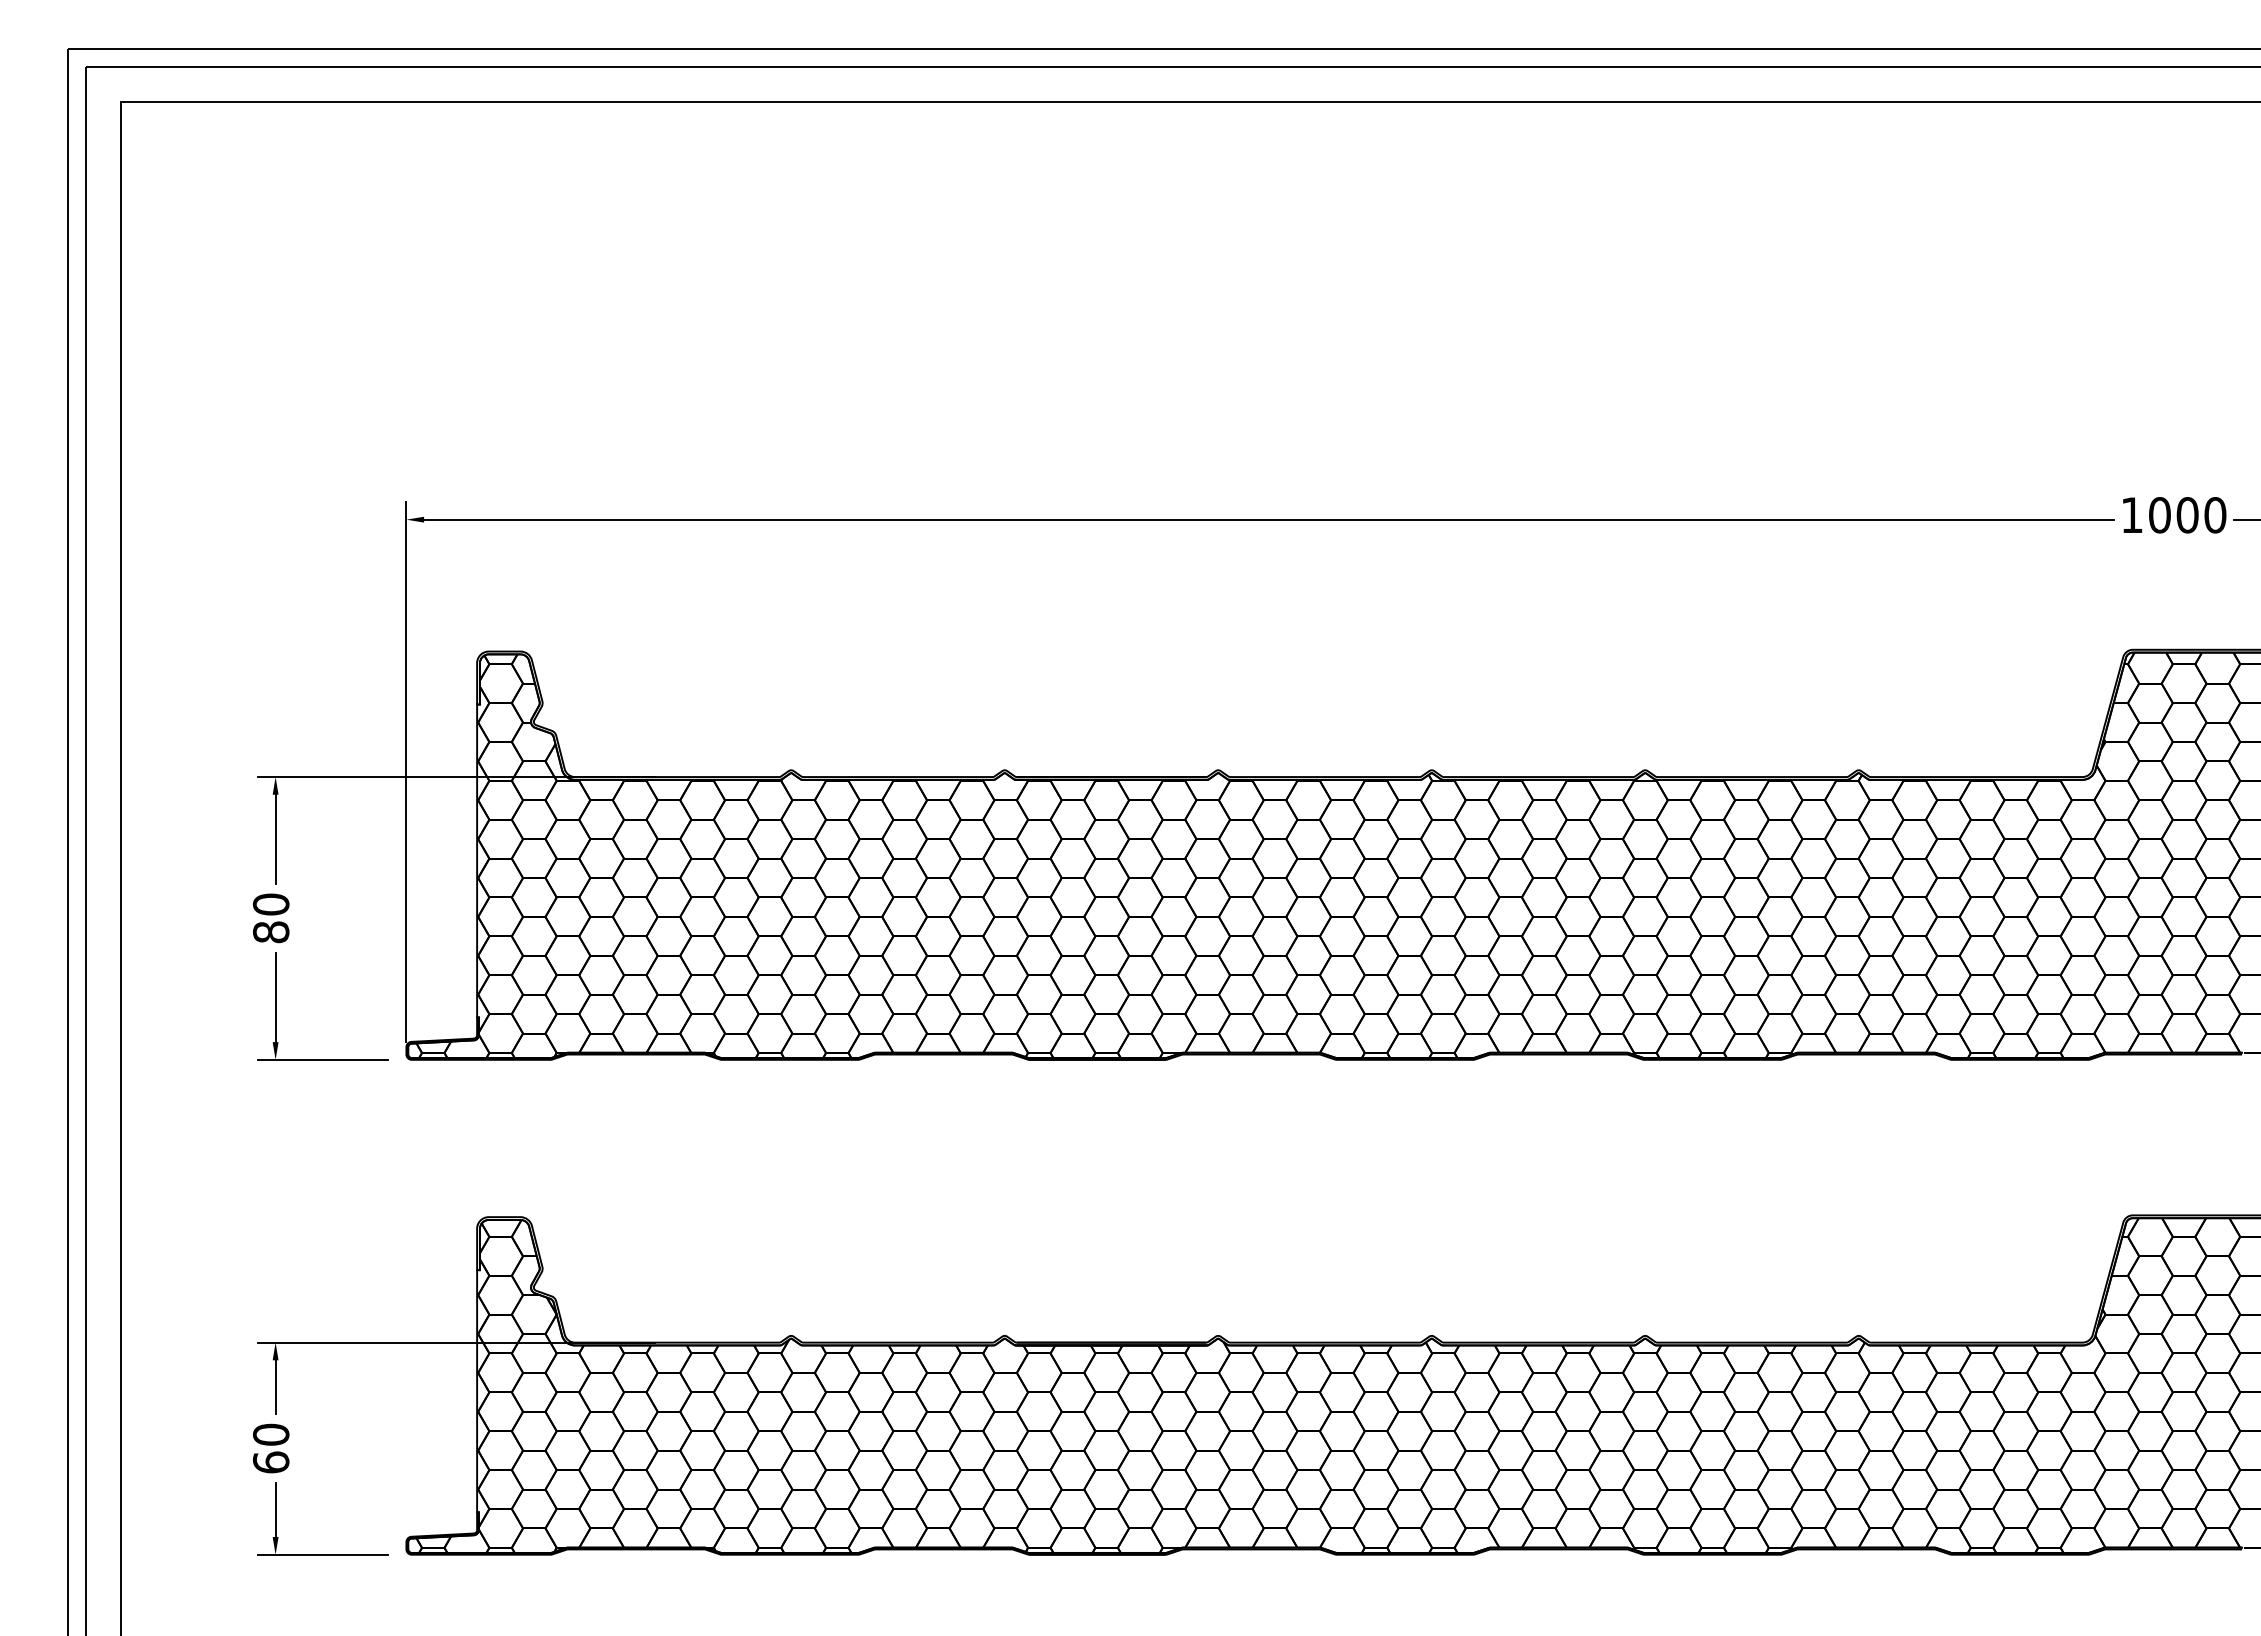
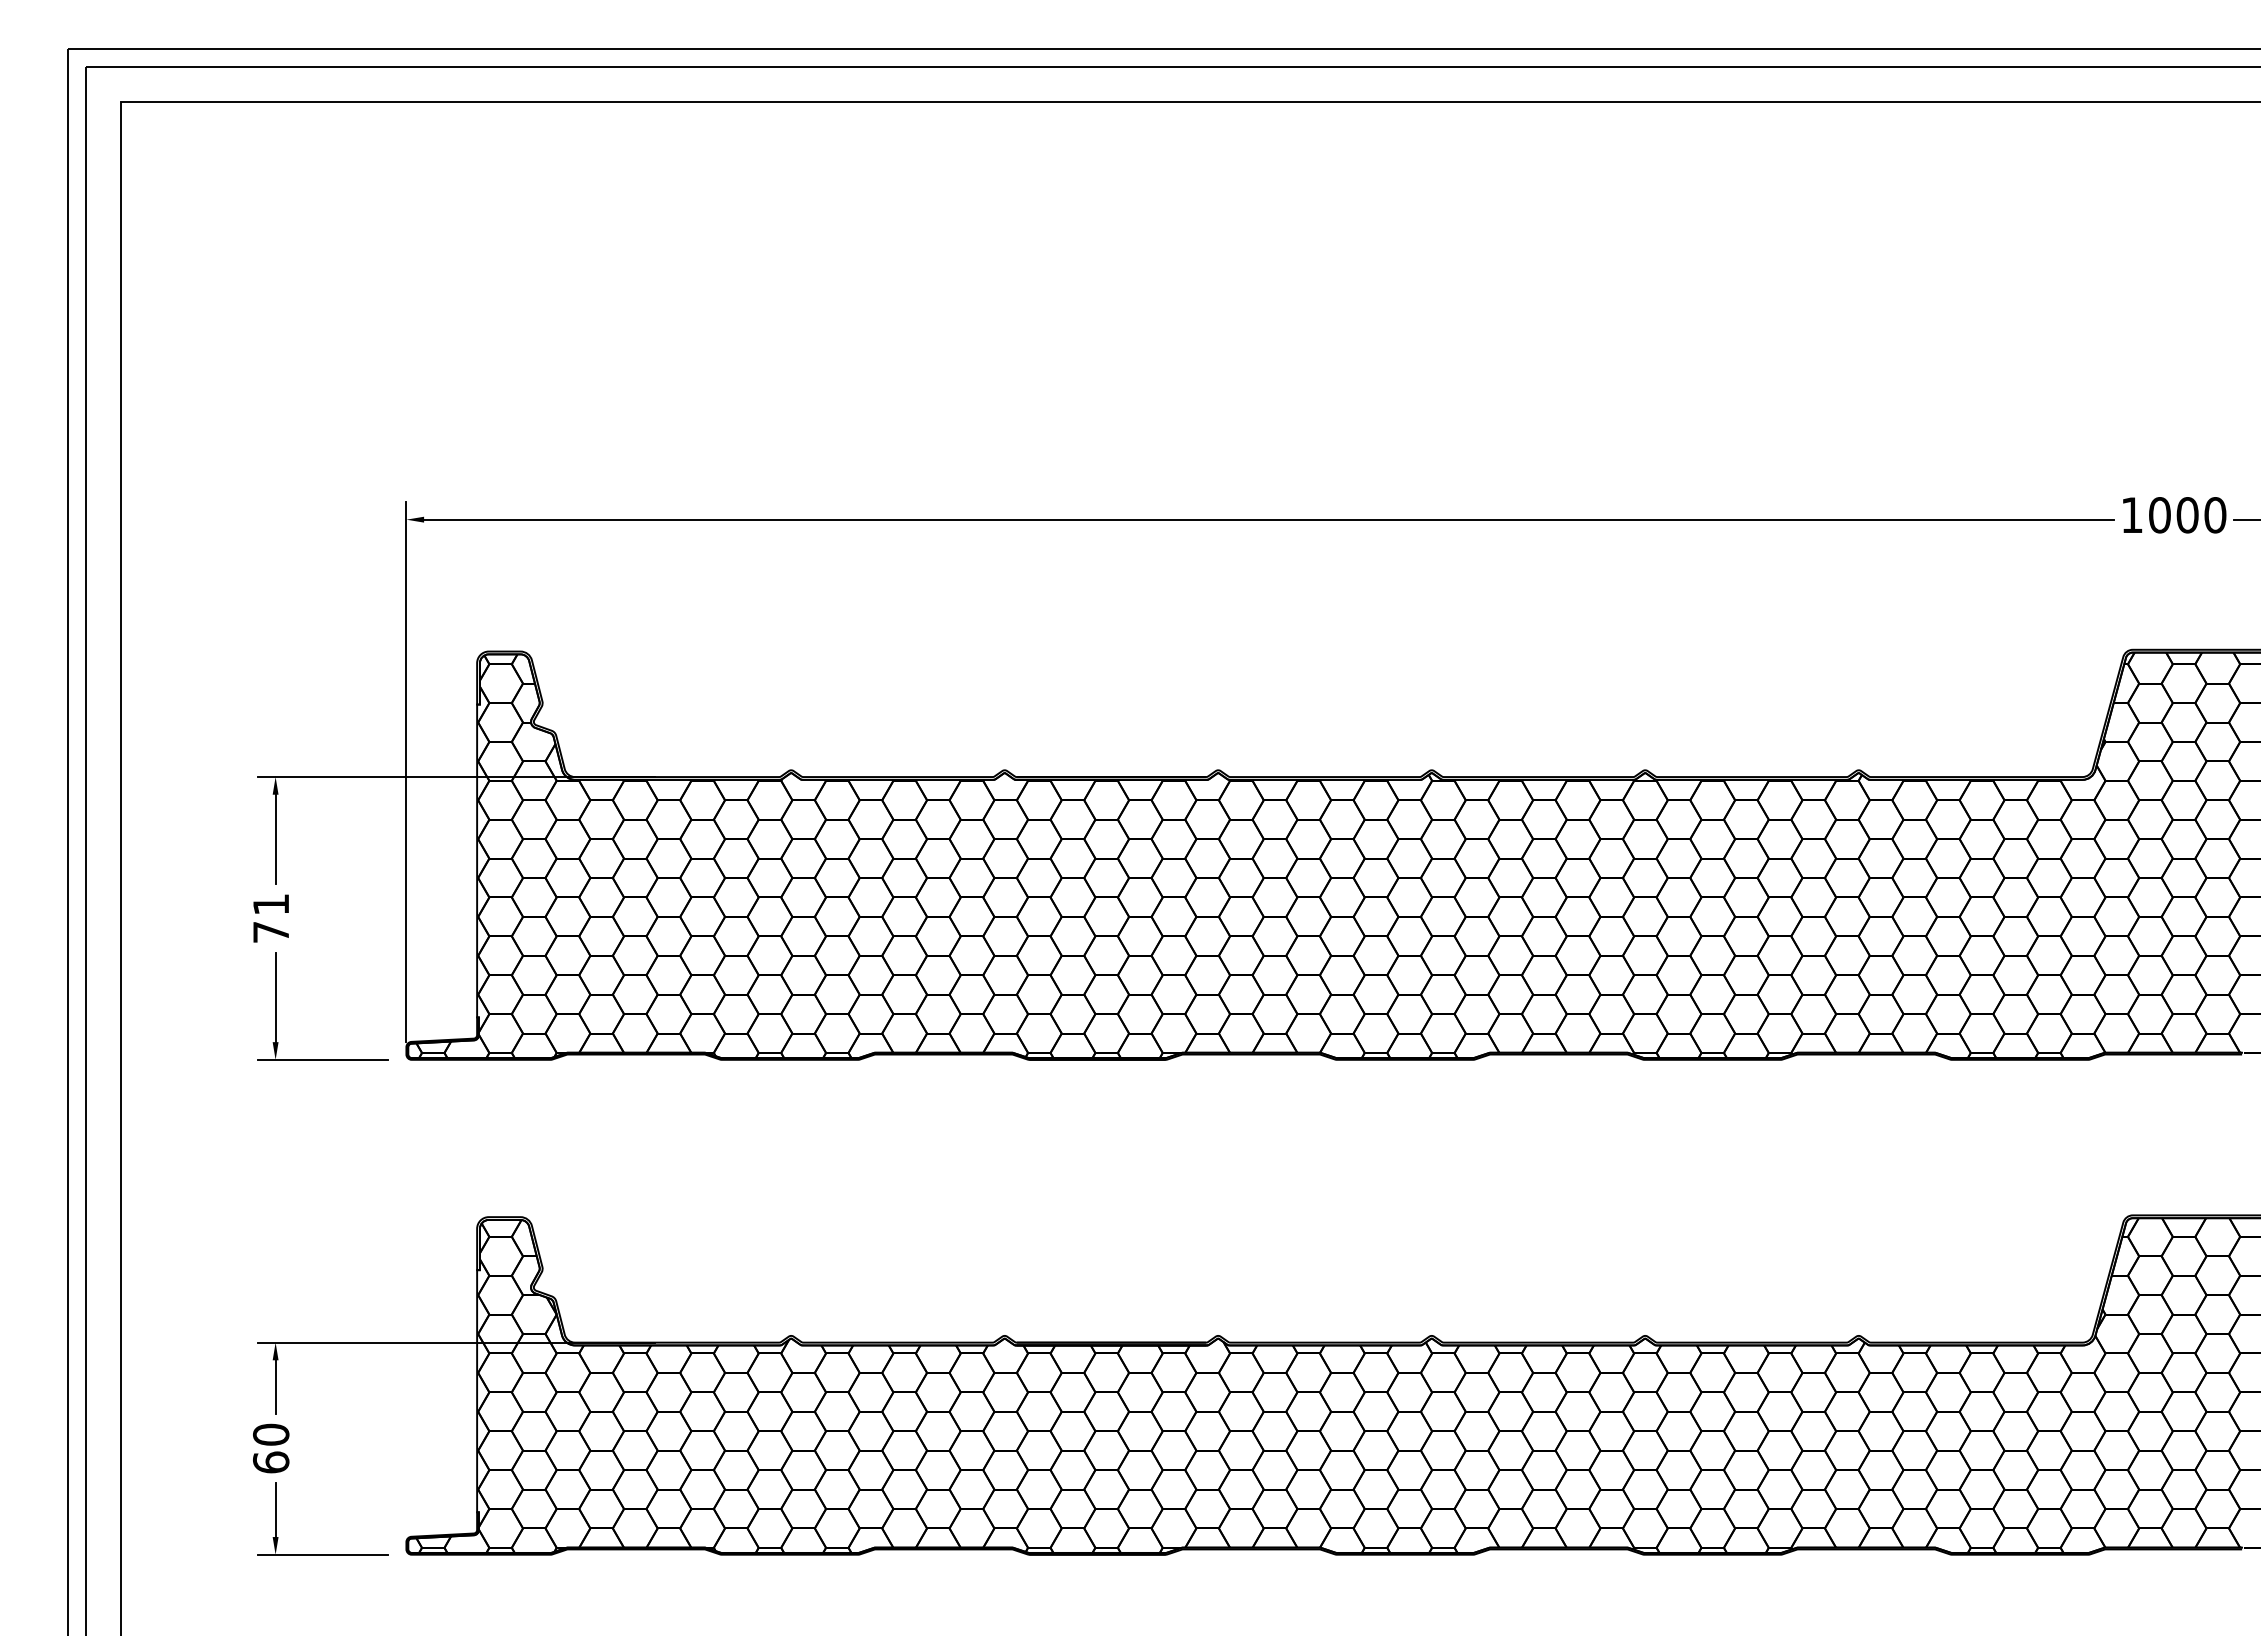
text: 80 -> 71 (271, 918)
